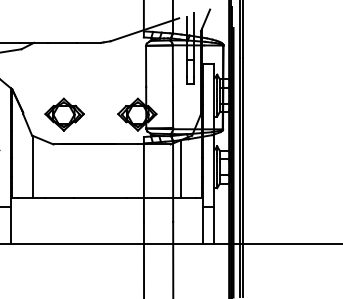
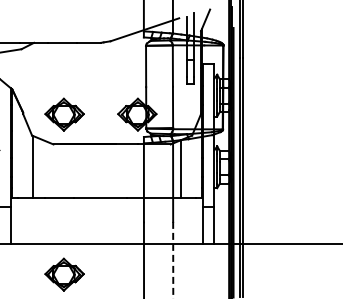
line: solid -> dashed (173, 260)
part: none -> present (64, 274)
